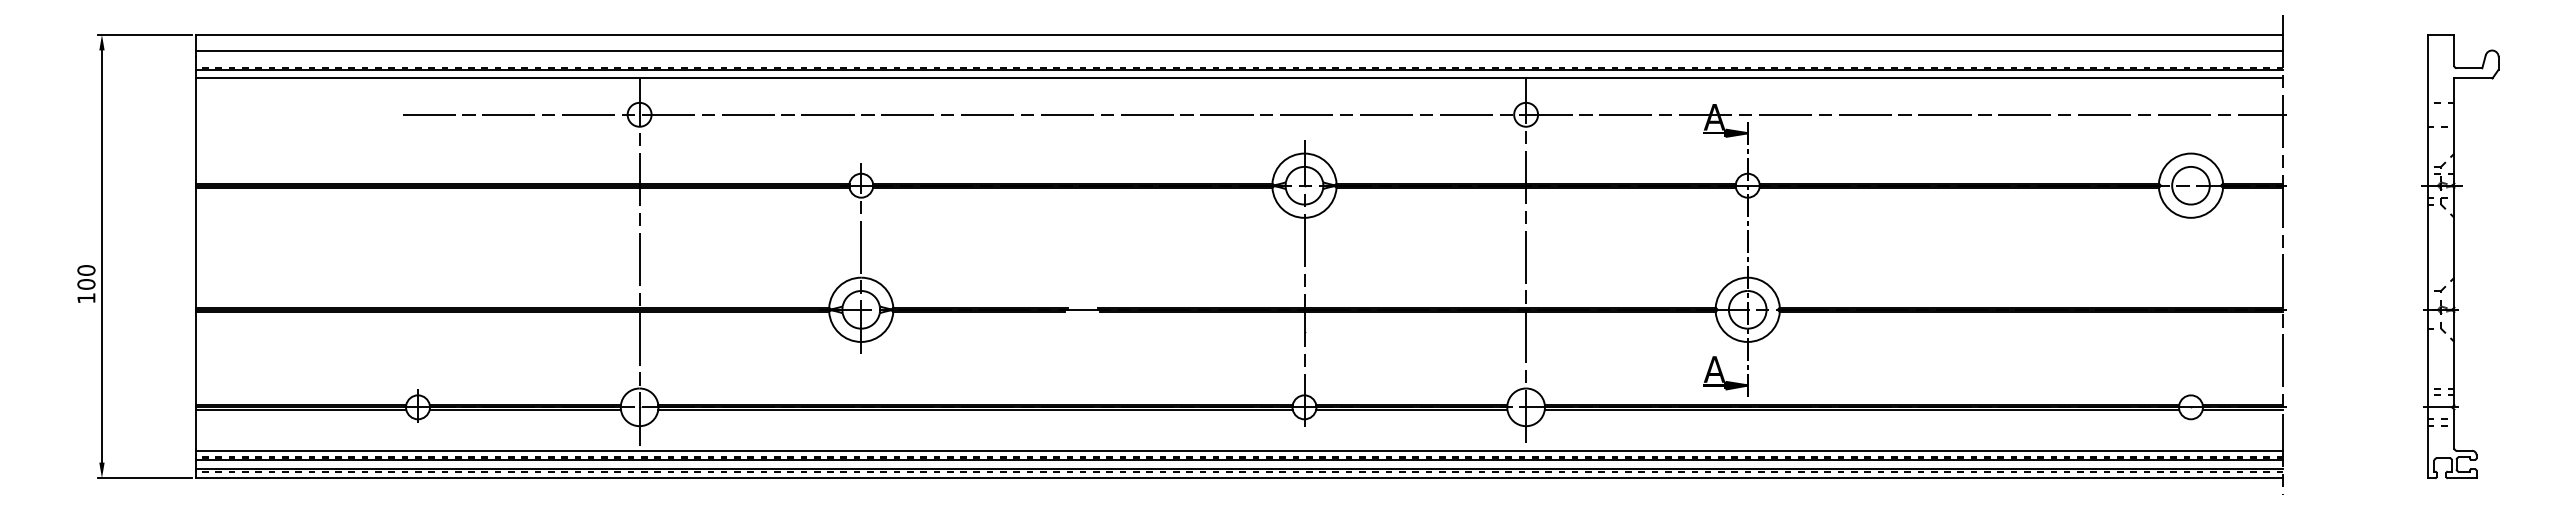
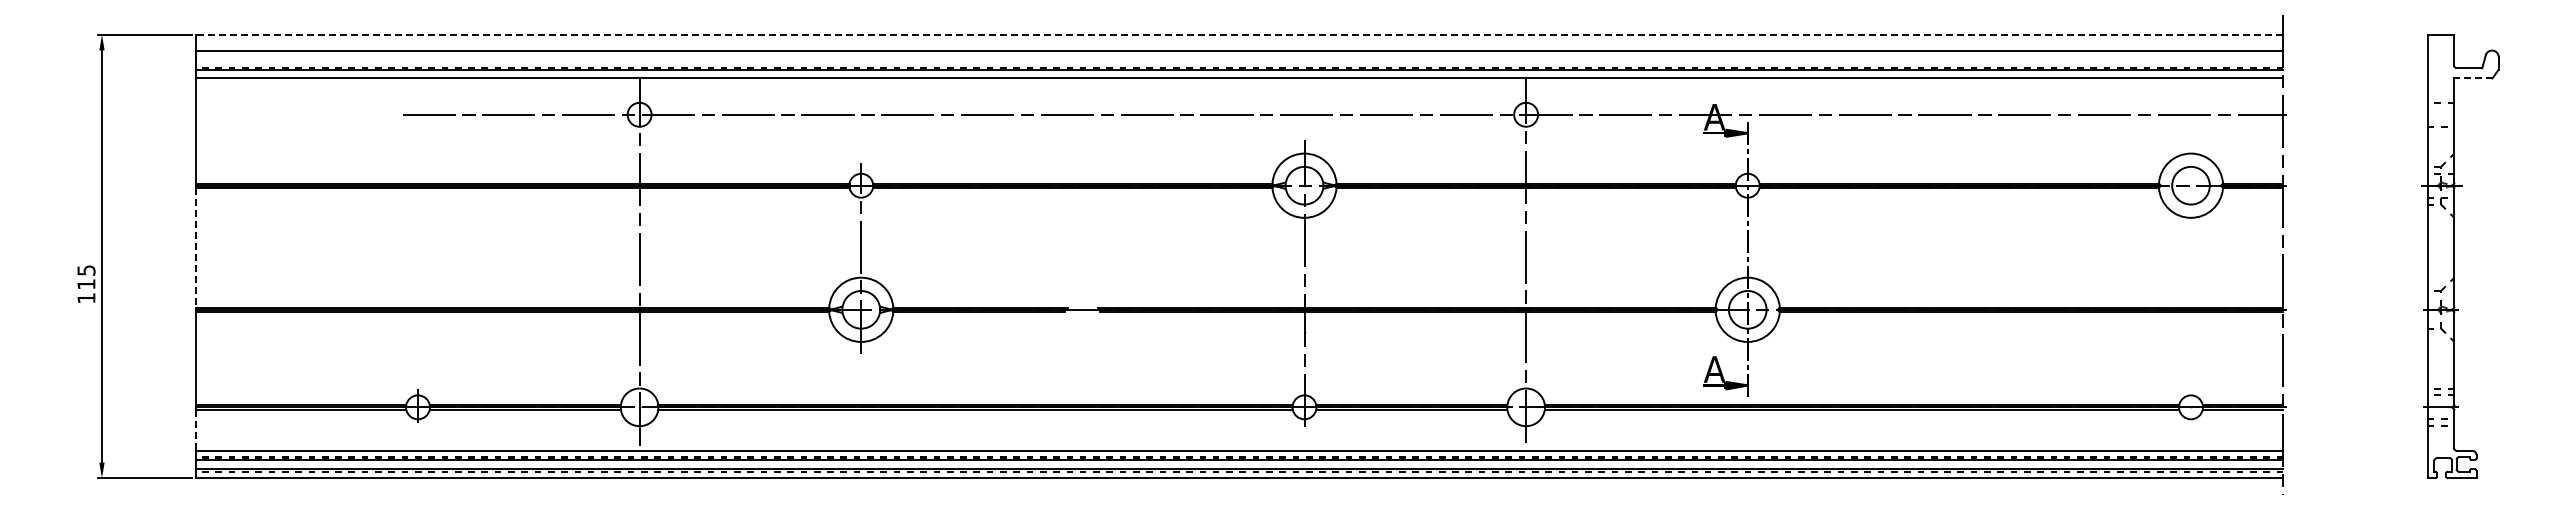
line: solid -> dashed (1239, 35)
line: solid -> dashed (2472, 78)
line: solid -> dashed (196, 247)
text: 100 -> 115 (86, 277)
line: solid -> dashed (196, 429)
